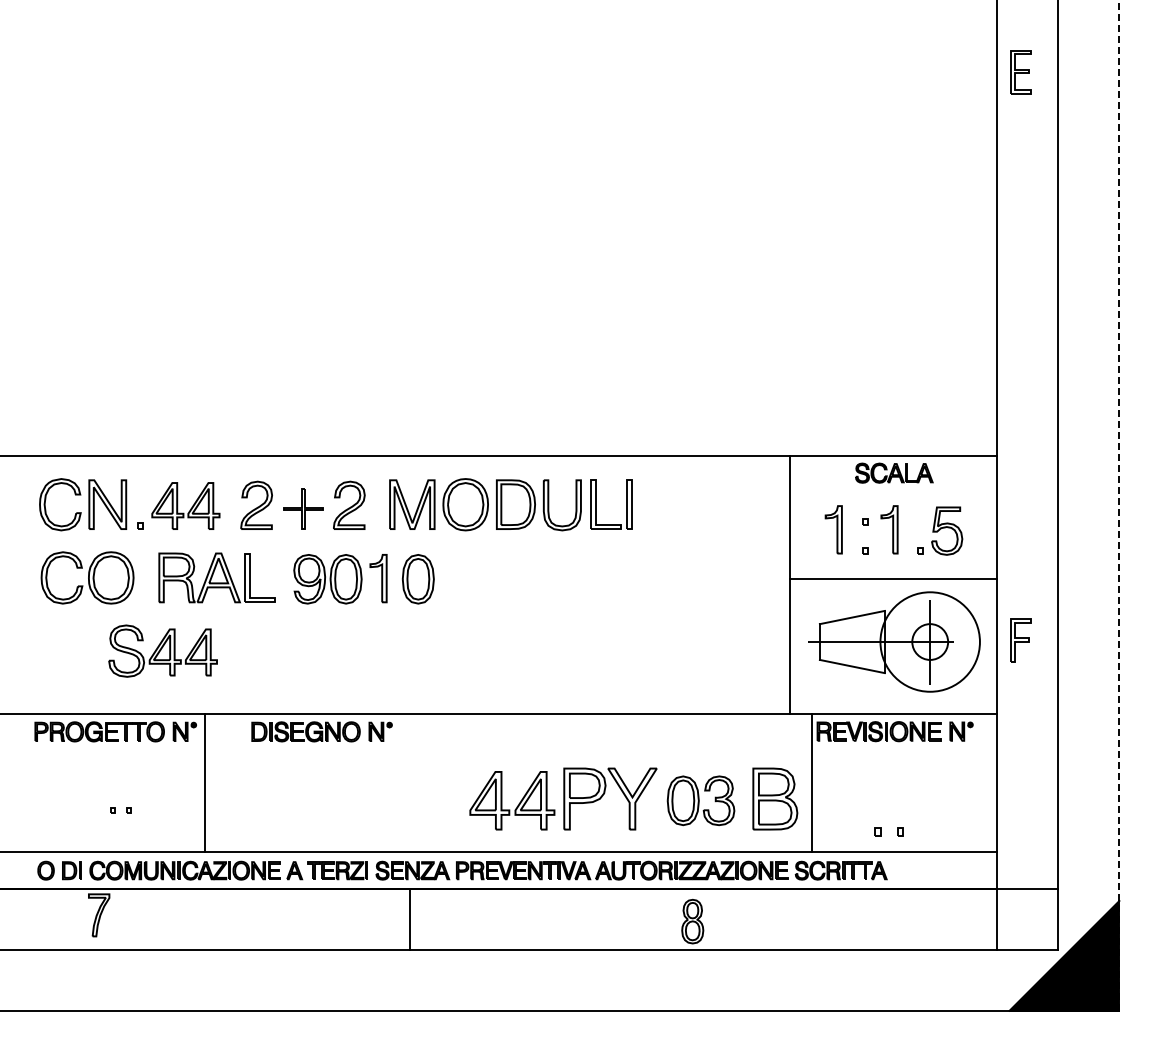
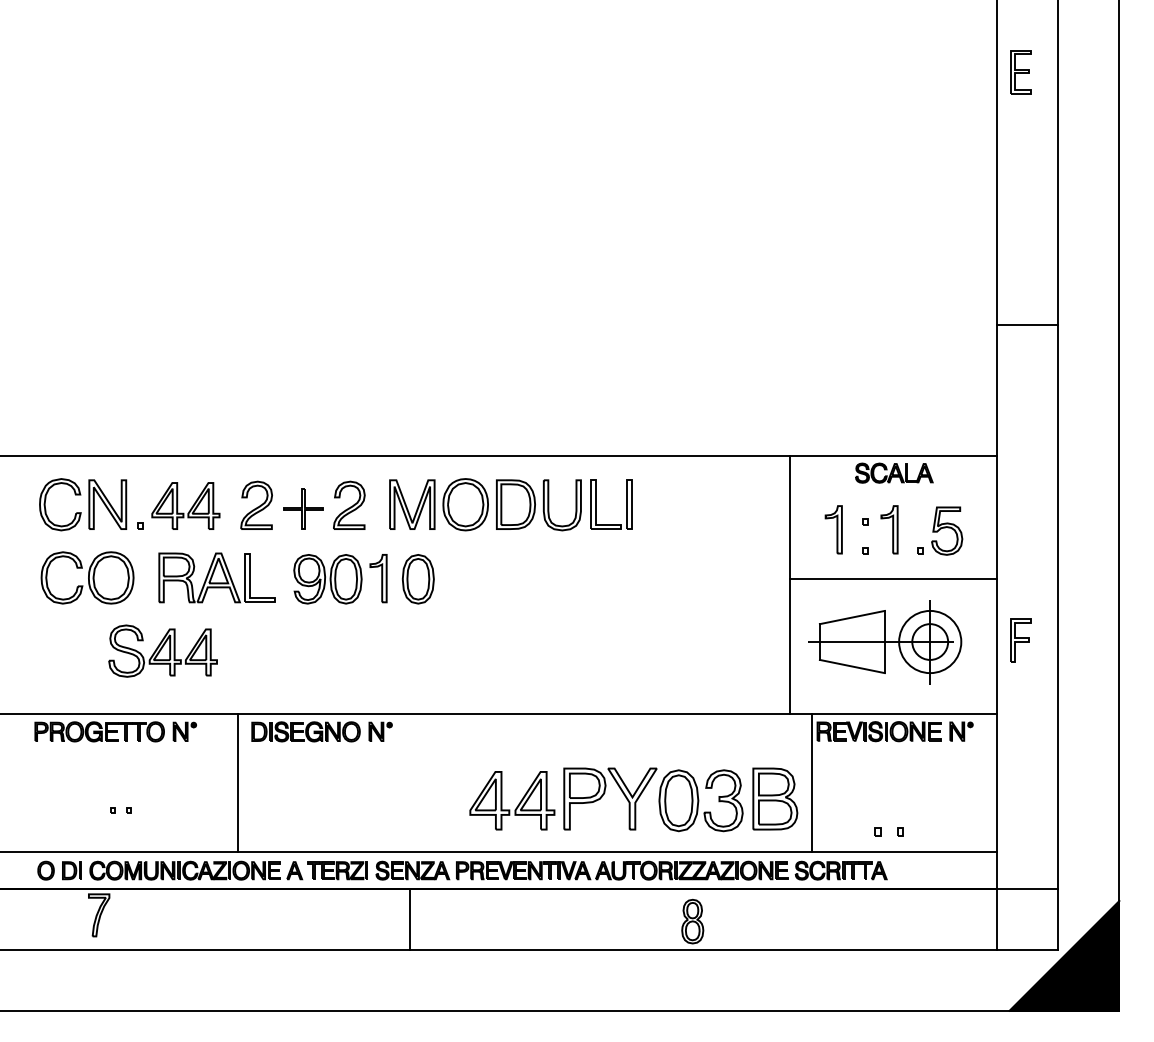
line: none -> present (1027, 325)
line: dashed -> solid (1119, 504)
circle diameter: 99 px -> 62 px (930, 641)
line position: (205, 783) -> (238, 783) (238, 783)
part size: 70x52 px -> 86x64 px (700, 800)
